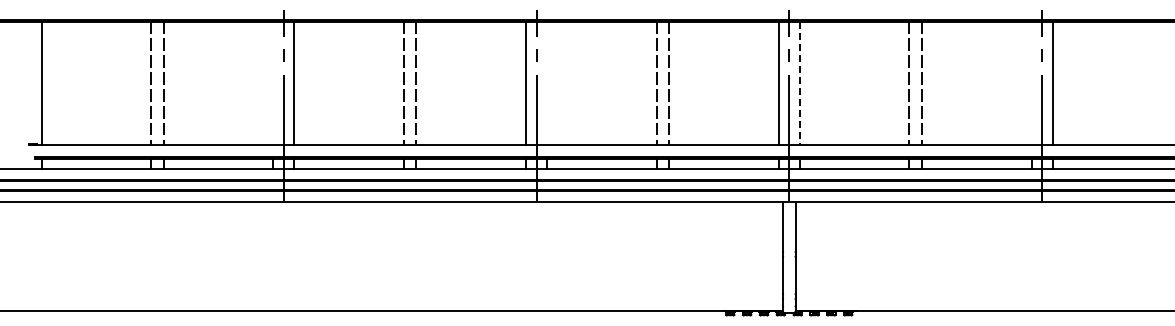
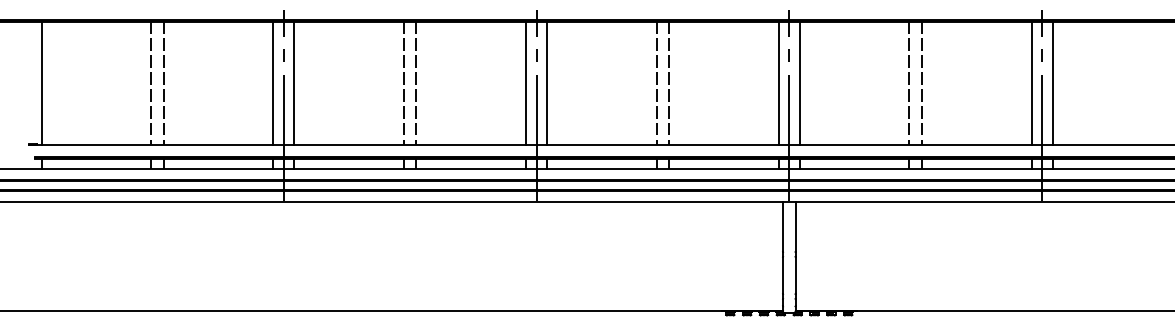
line: none -> present (273, 83)
line: none -> present (547, 83)
line: dashed -> solid (799, 83)
line: none -> present (1031, 83)
